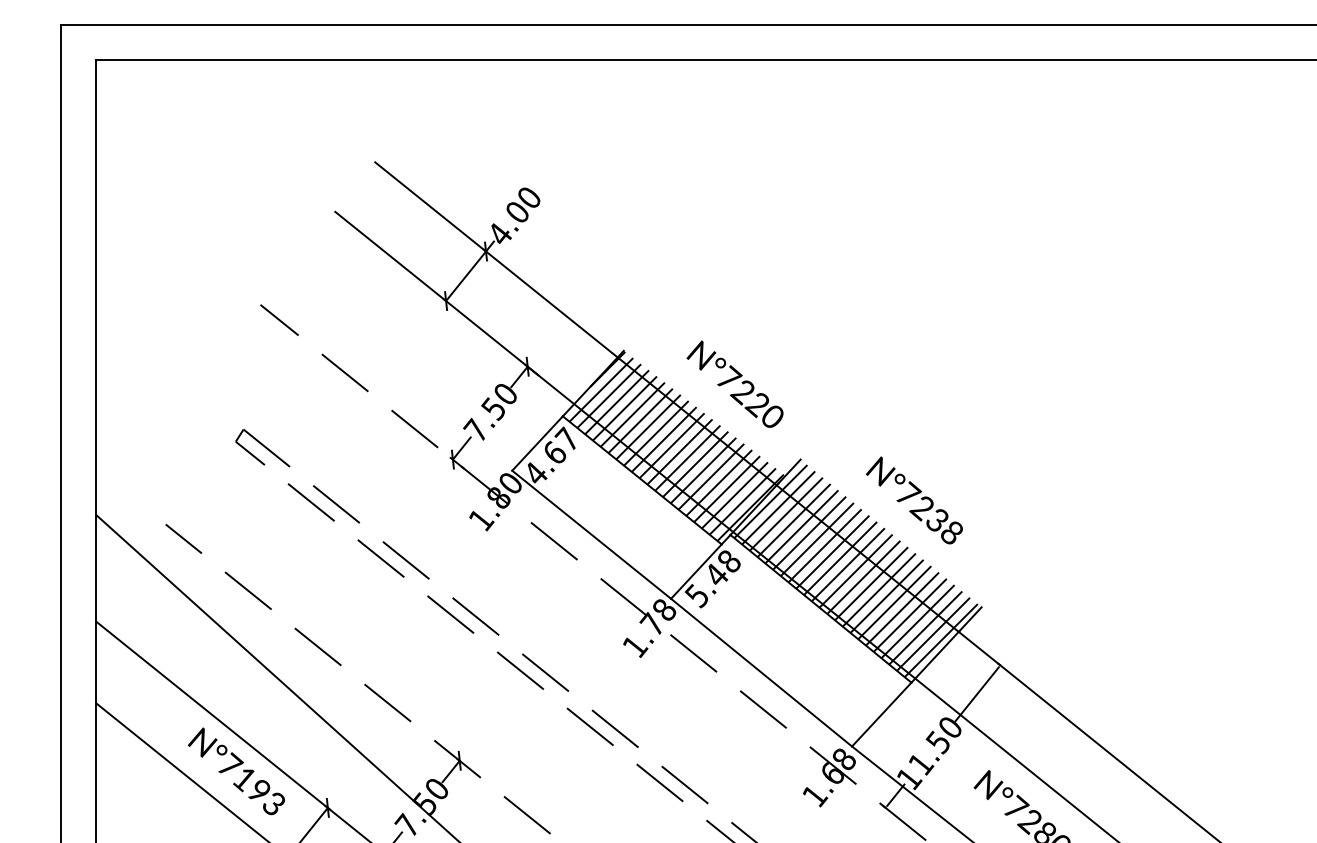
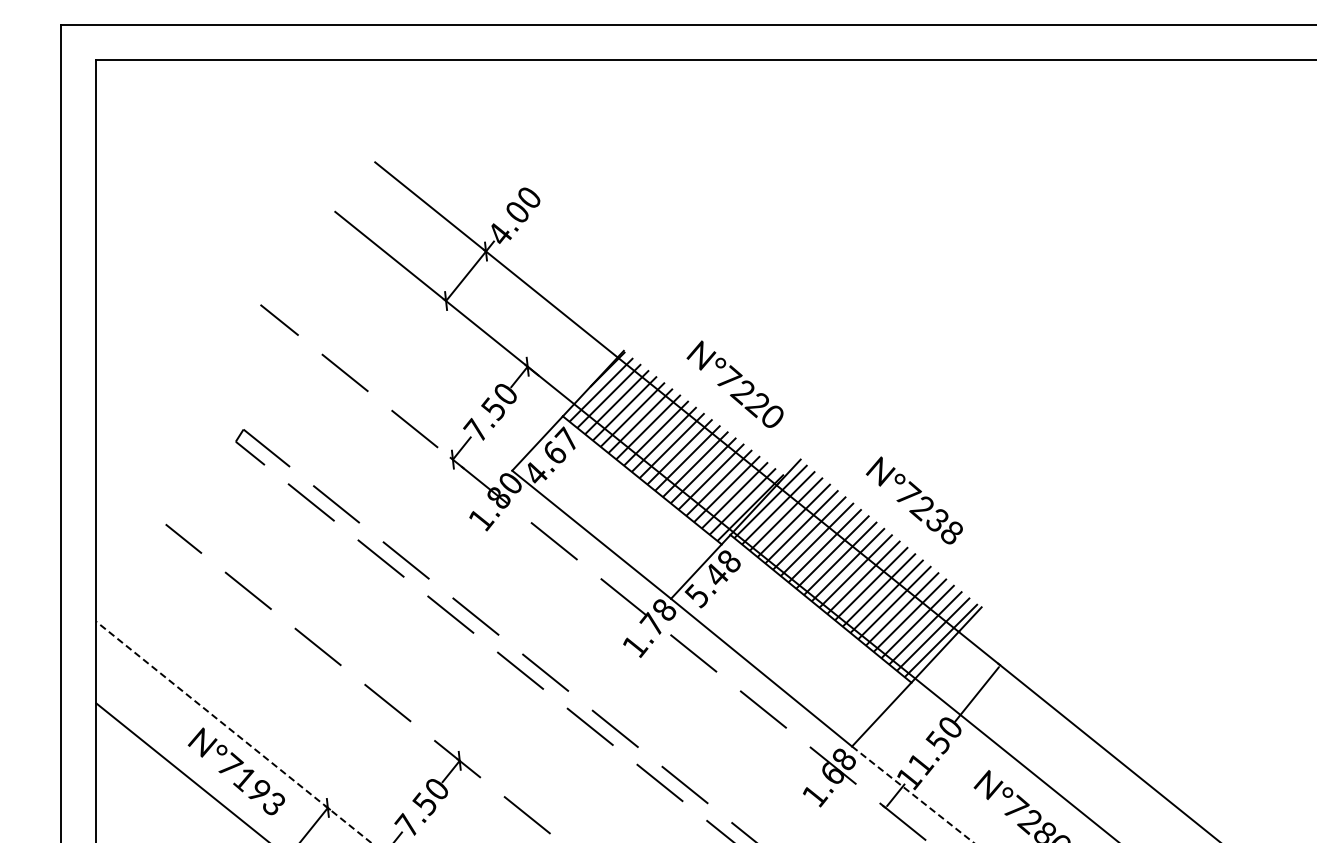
line: present -> none (276, 677)
line: solid -> dashed (233, 732)
line: solid -> dashed (913, 794)
